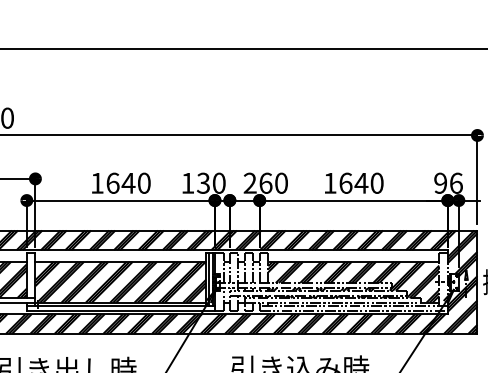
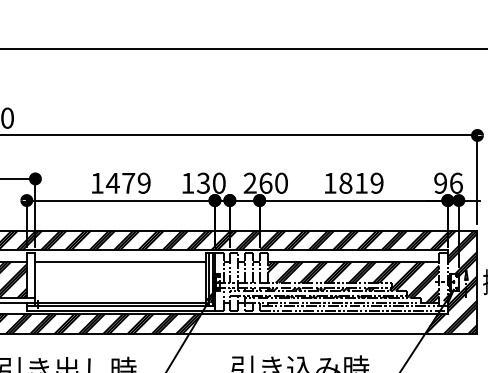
text: 1640 -> 1479 (127, 182)
text: 1640 -> 1819 (361, 182)
hatch: present -> none (120, 281)
hatch: present -> none (317, 323)
